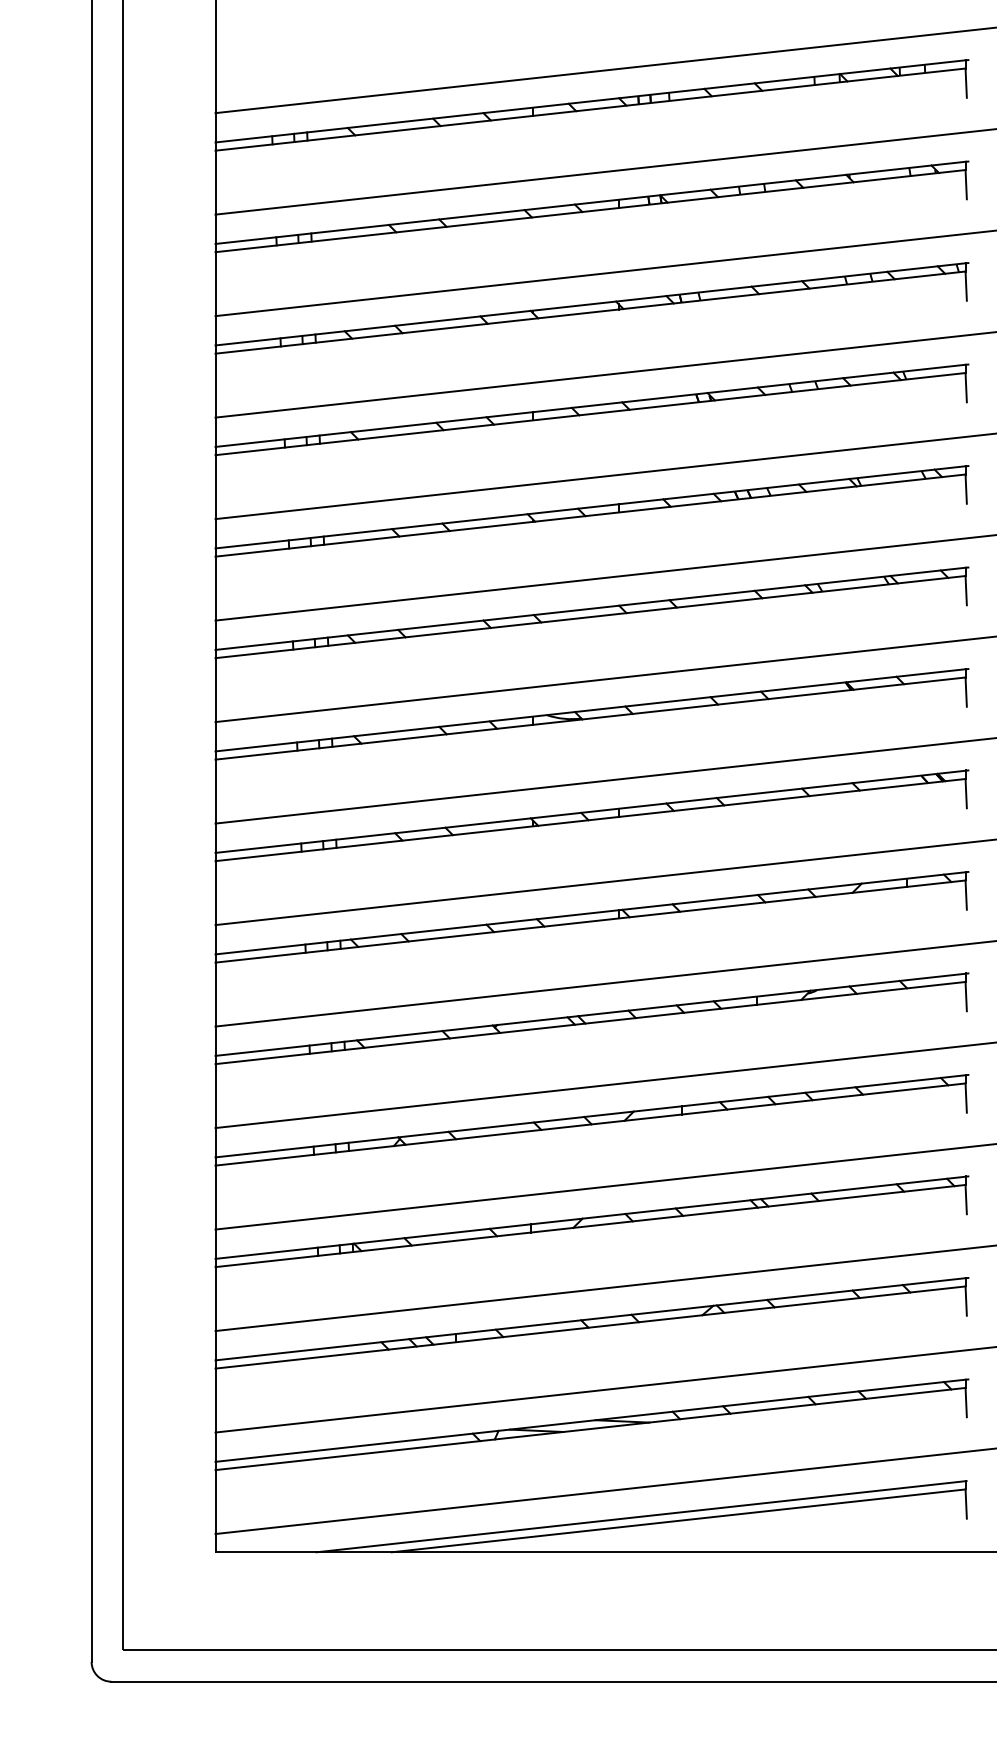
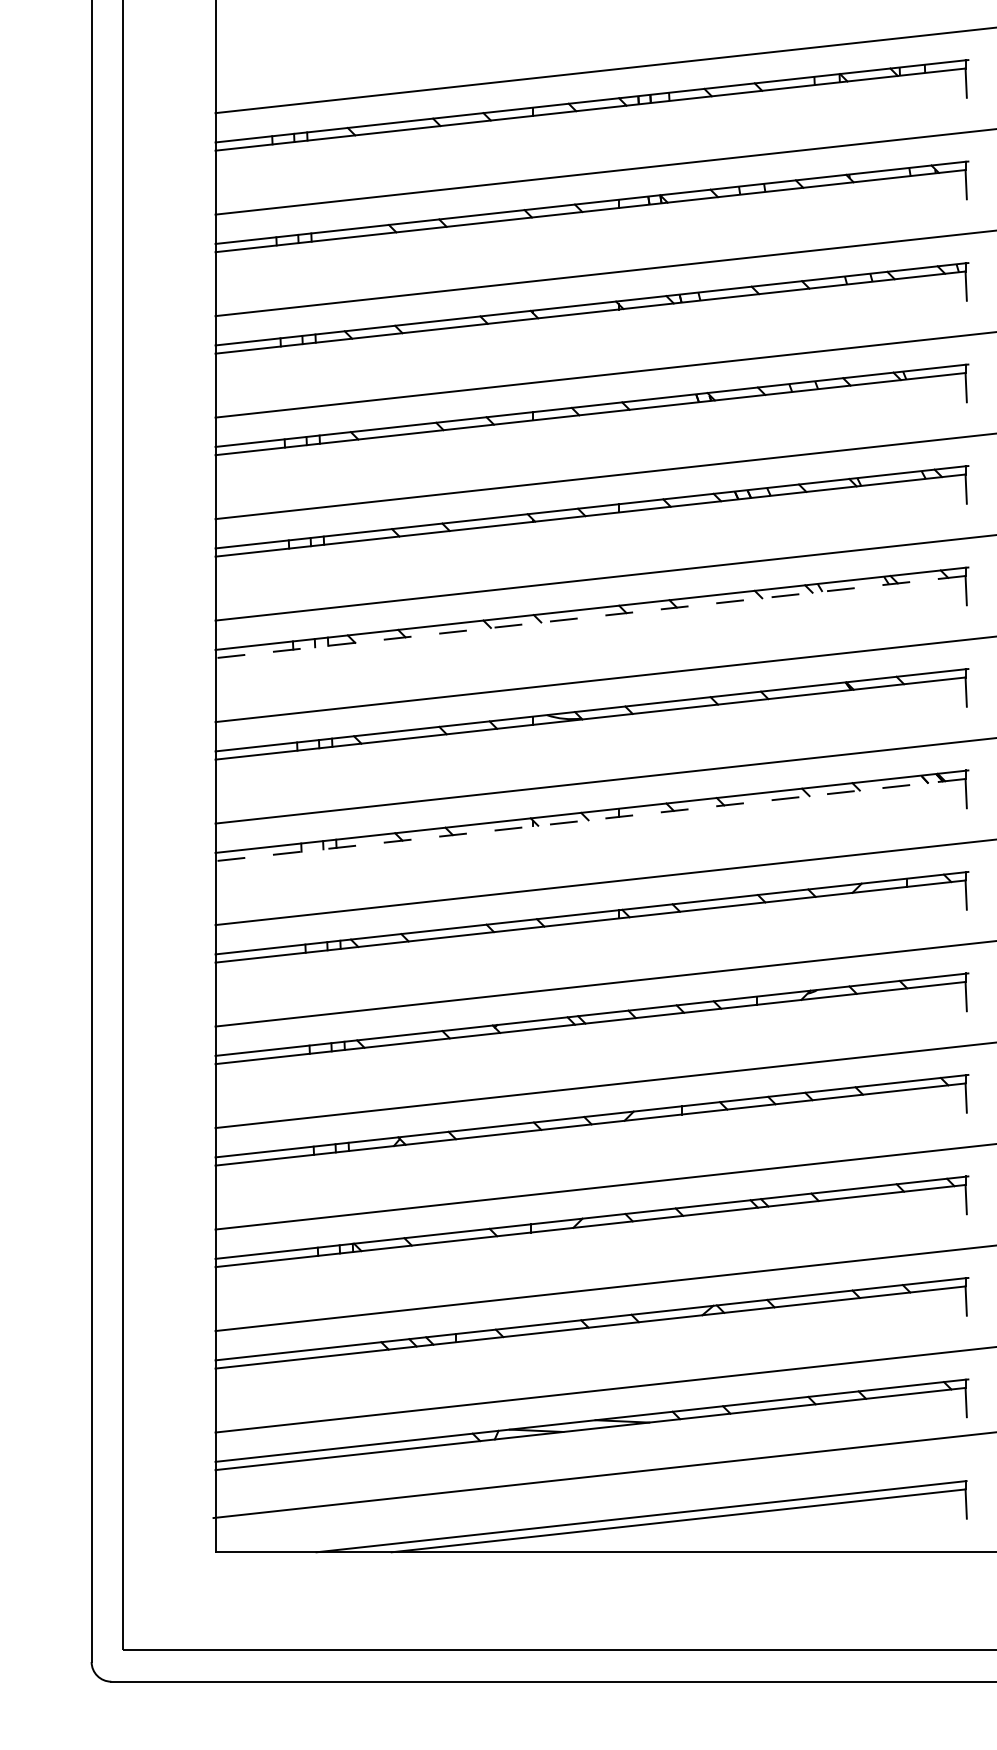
line: solid -> dashed (590, 617)
line: solid -> dashed (590, 820)
line position: (604, 1491) -> (603, 1475) (603, 1475)
